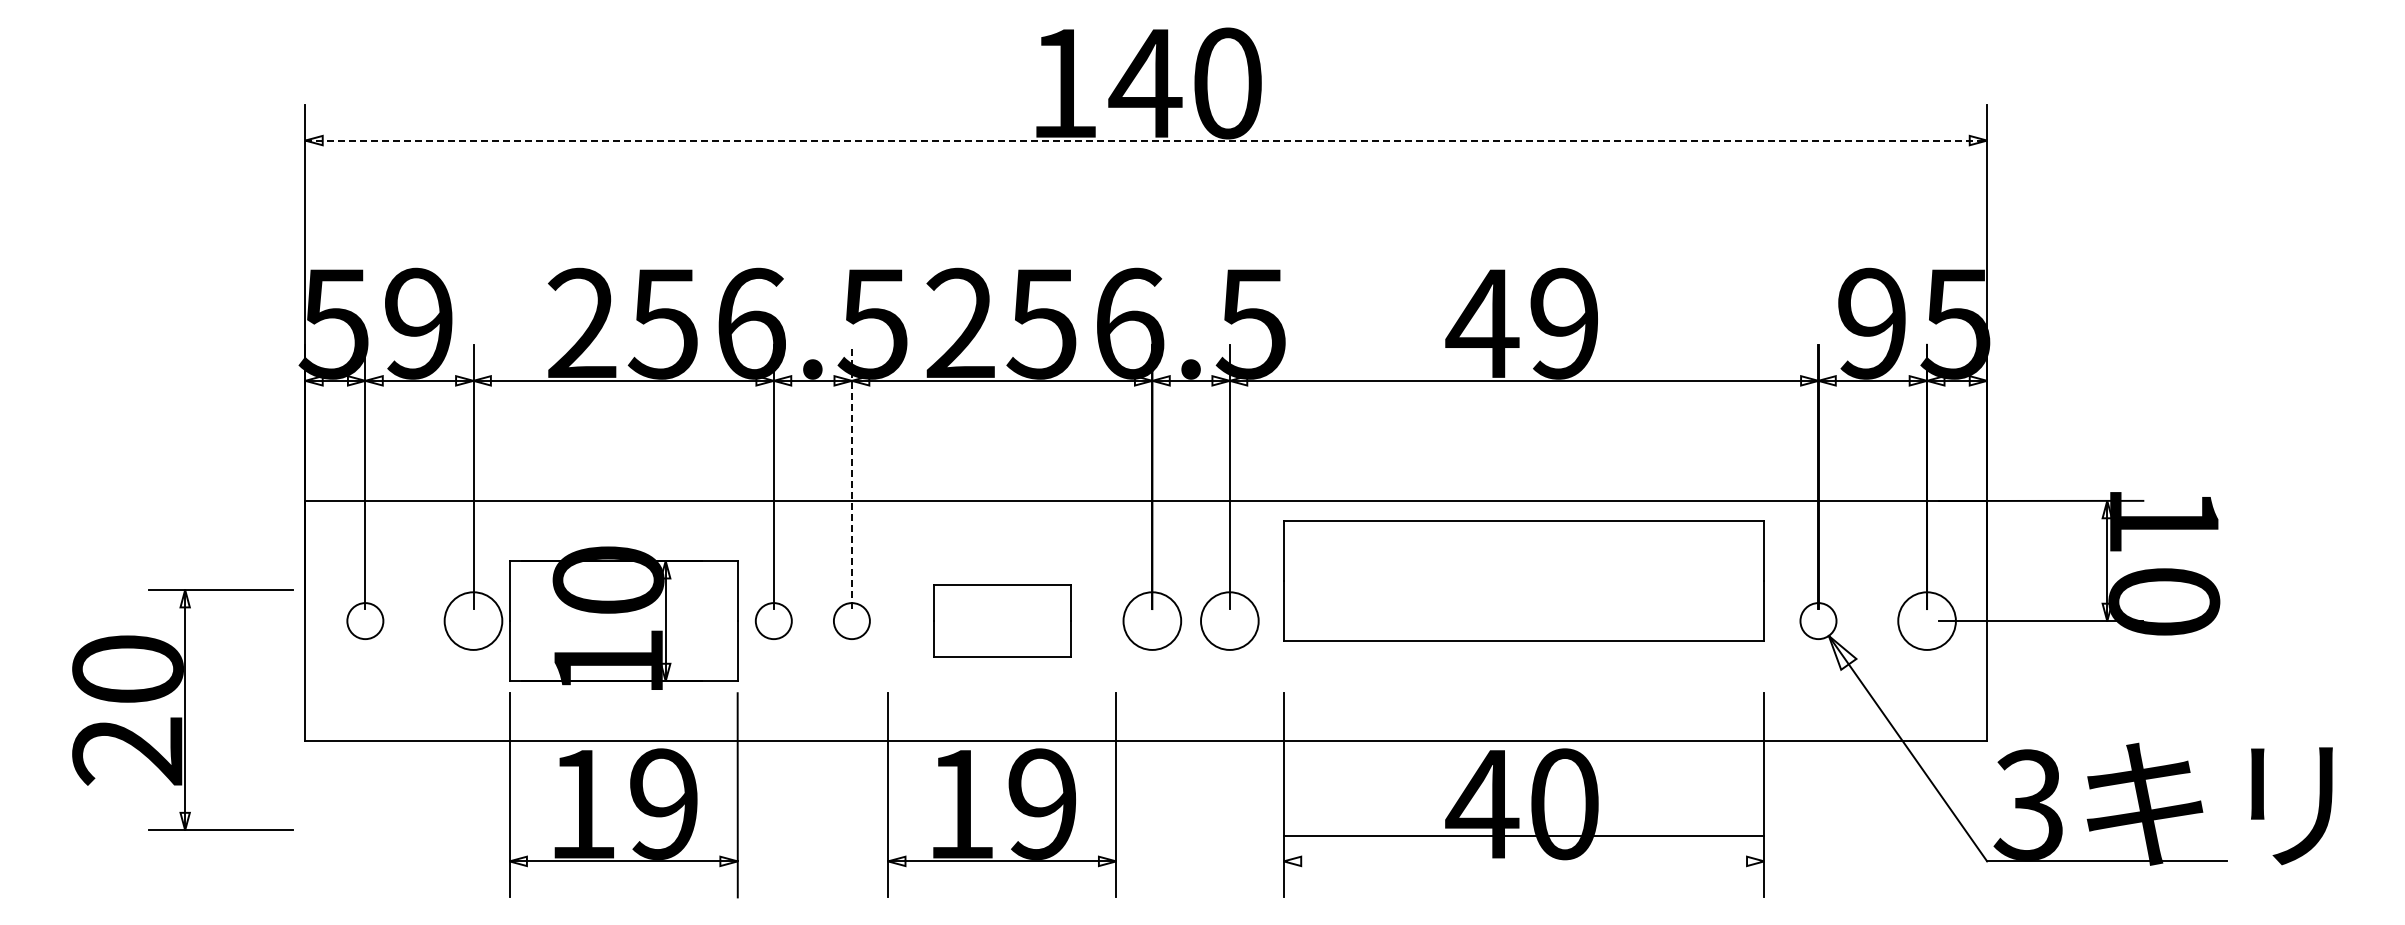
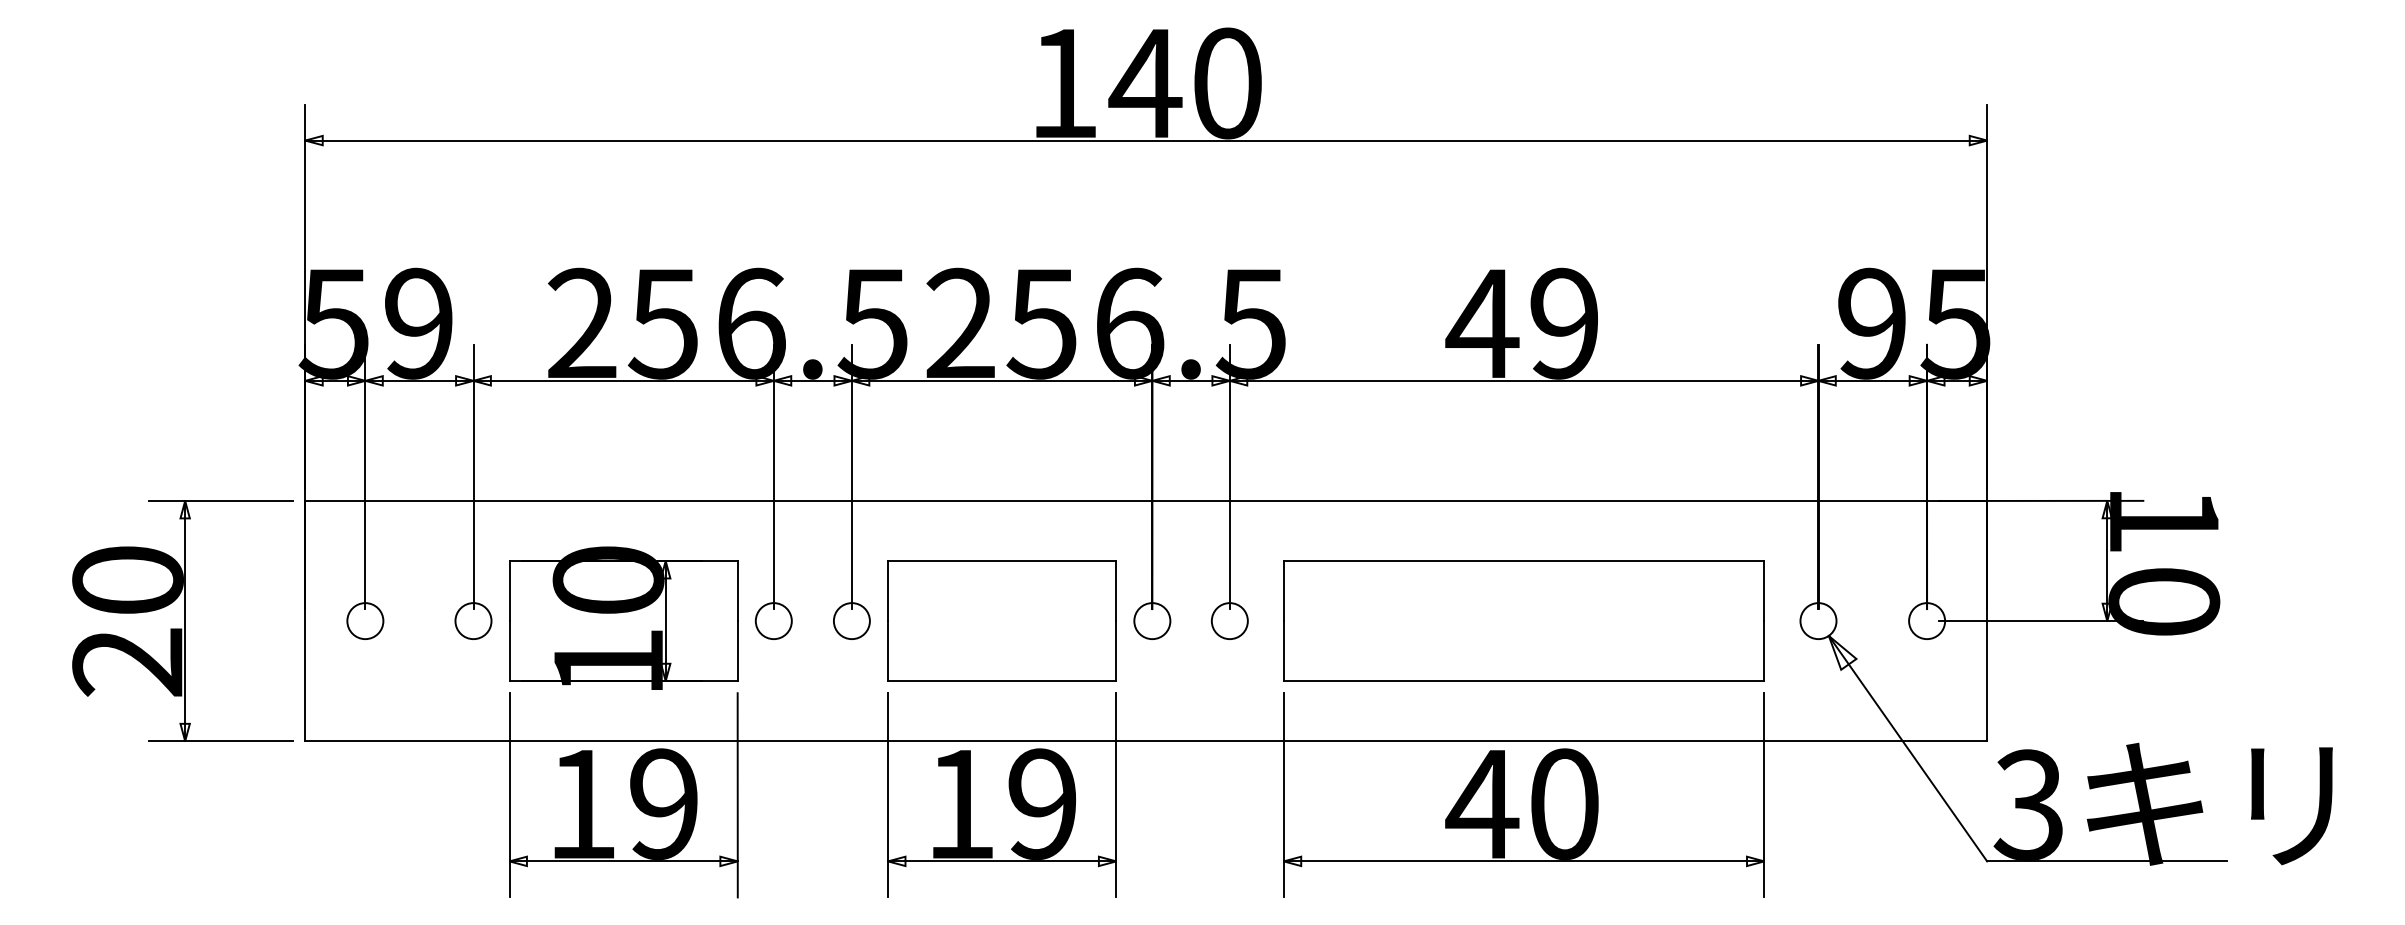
line: dashed -> solid (1146, 140)
line: dashed -> solid (851, 476)
part position: (1523, 580) -> (1523, 620) (1523, 620)
circle diameter: 58 px -> 36 px (473, 621)
part size: 139x74 px -> 230x122 px (1001, 620)
circle diameter: 58 px -> 36 px (1152, 621)
circle diameter: 58 px -> 36 px (1229, 621)
circle diameter: 58 px -> 36 px (1927, 621)
part position: (182, 709) -> (182, 620) (182, 620)
line position: (1523, 836) -> (1523, 861) (1523, 861)
